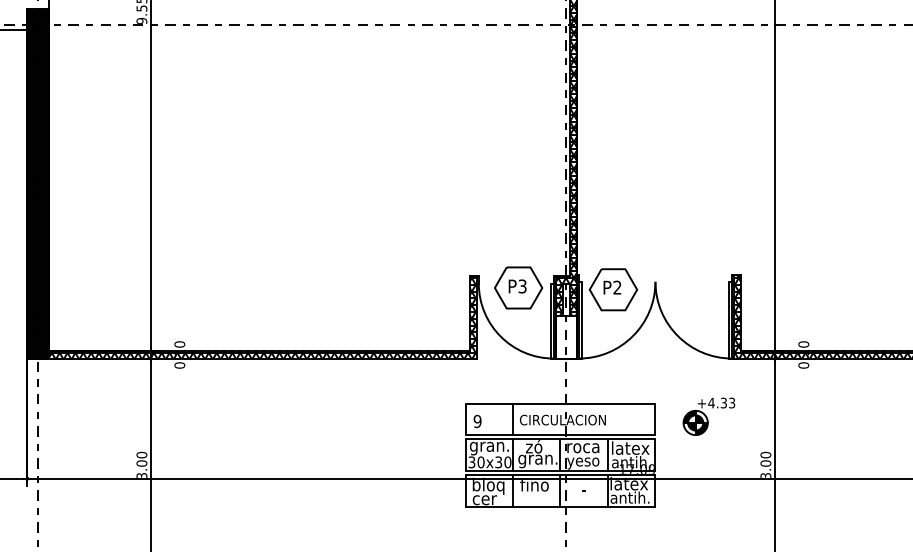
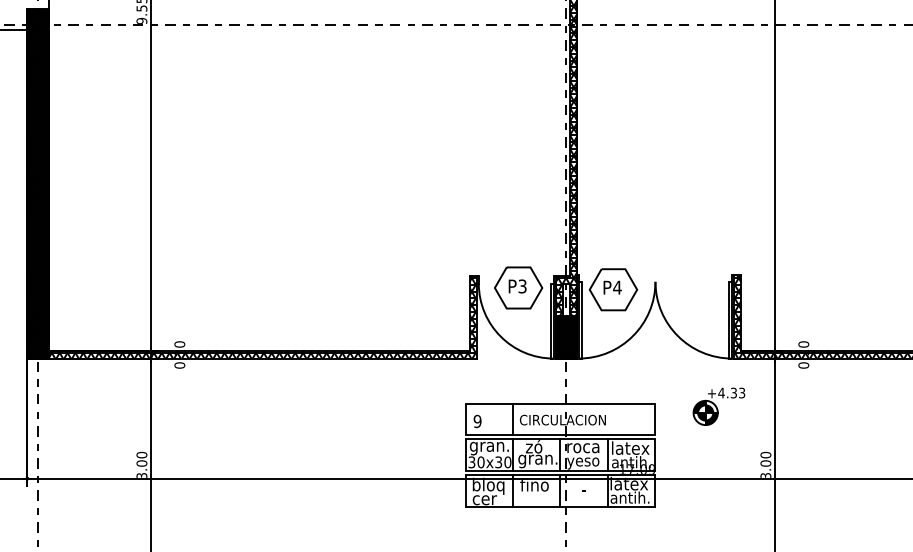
text: P2 -> P4 (617, 287)
hatch: none -> present (565, 336)
part position: (708, 416) -> (718, 406) (718, 406)
